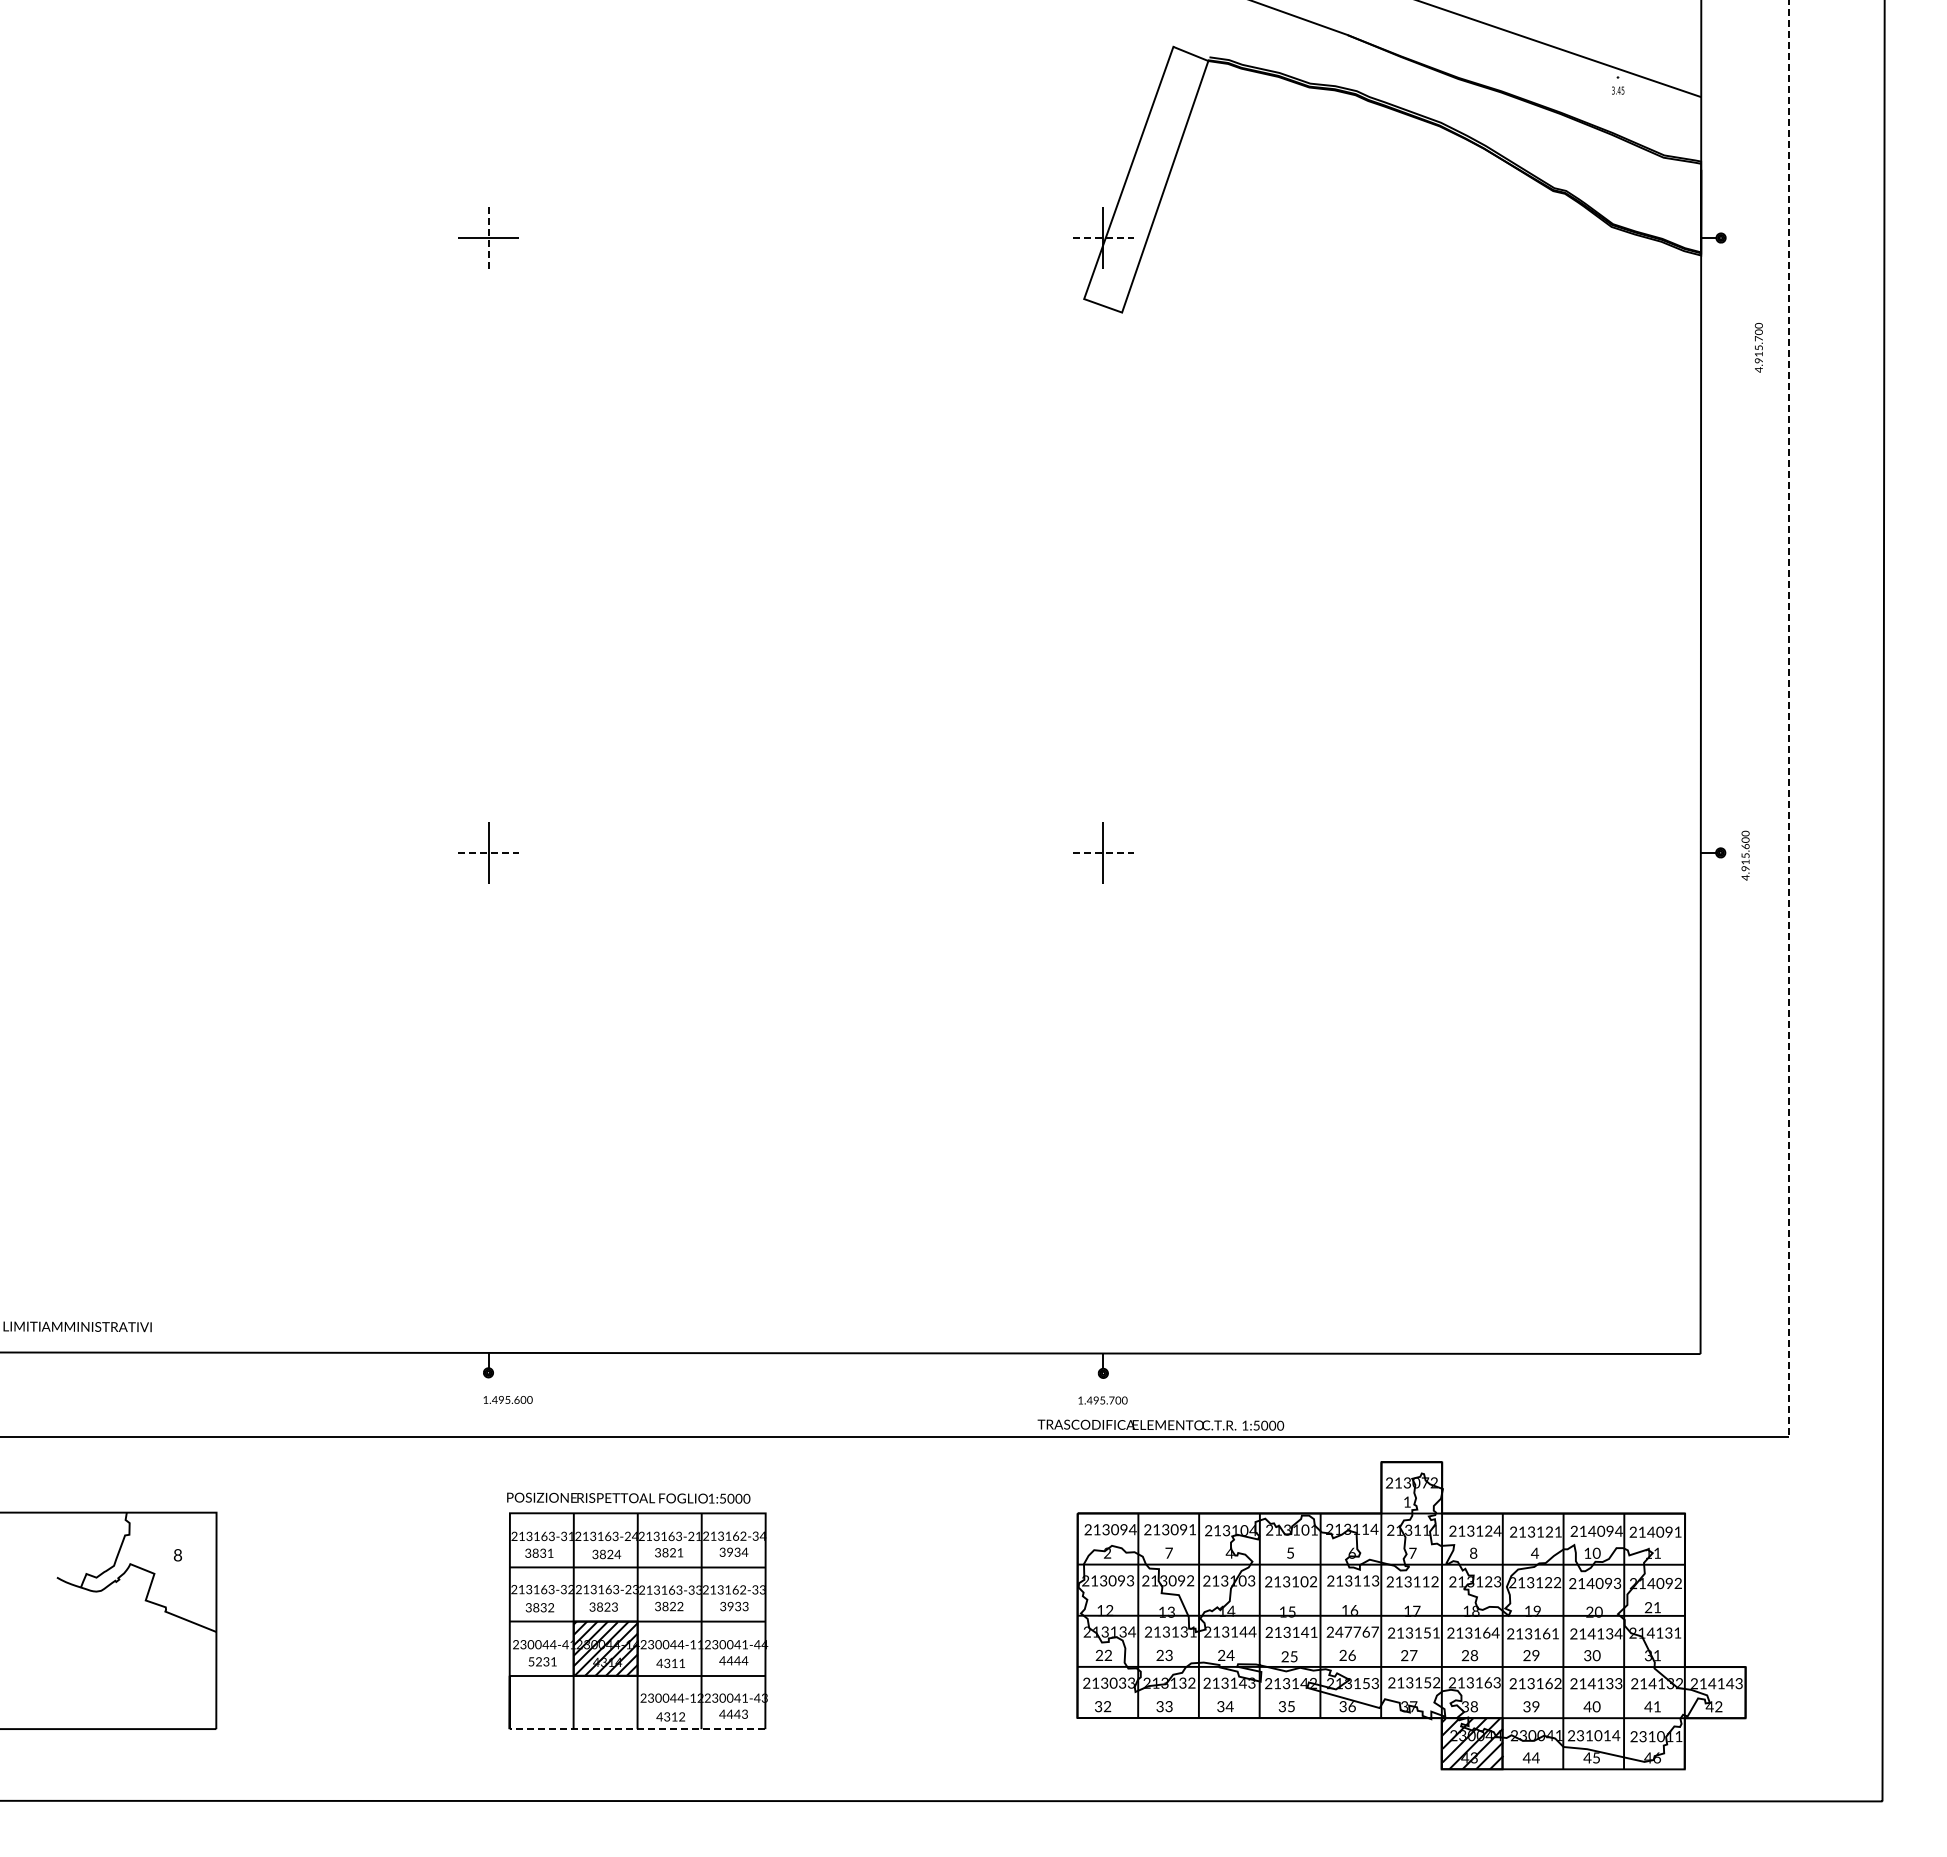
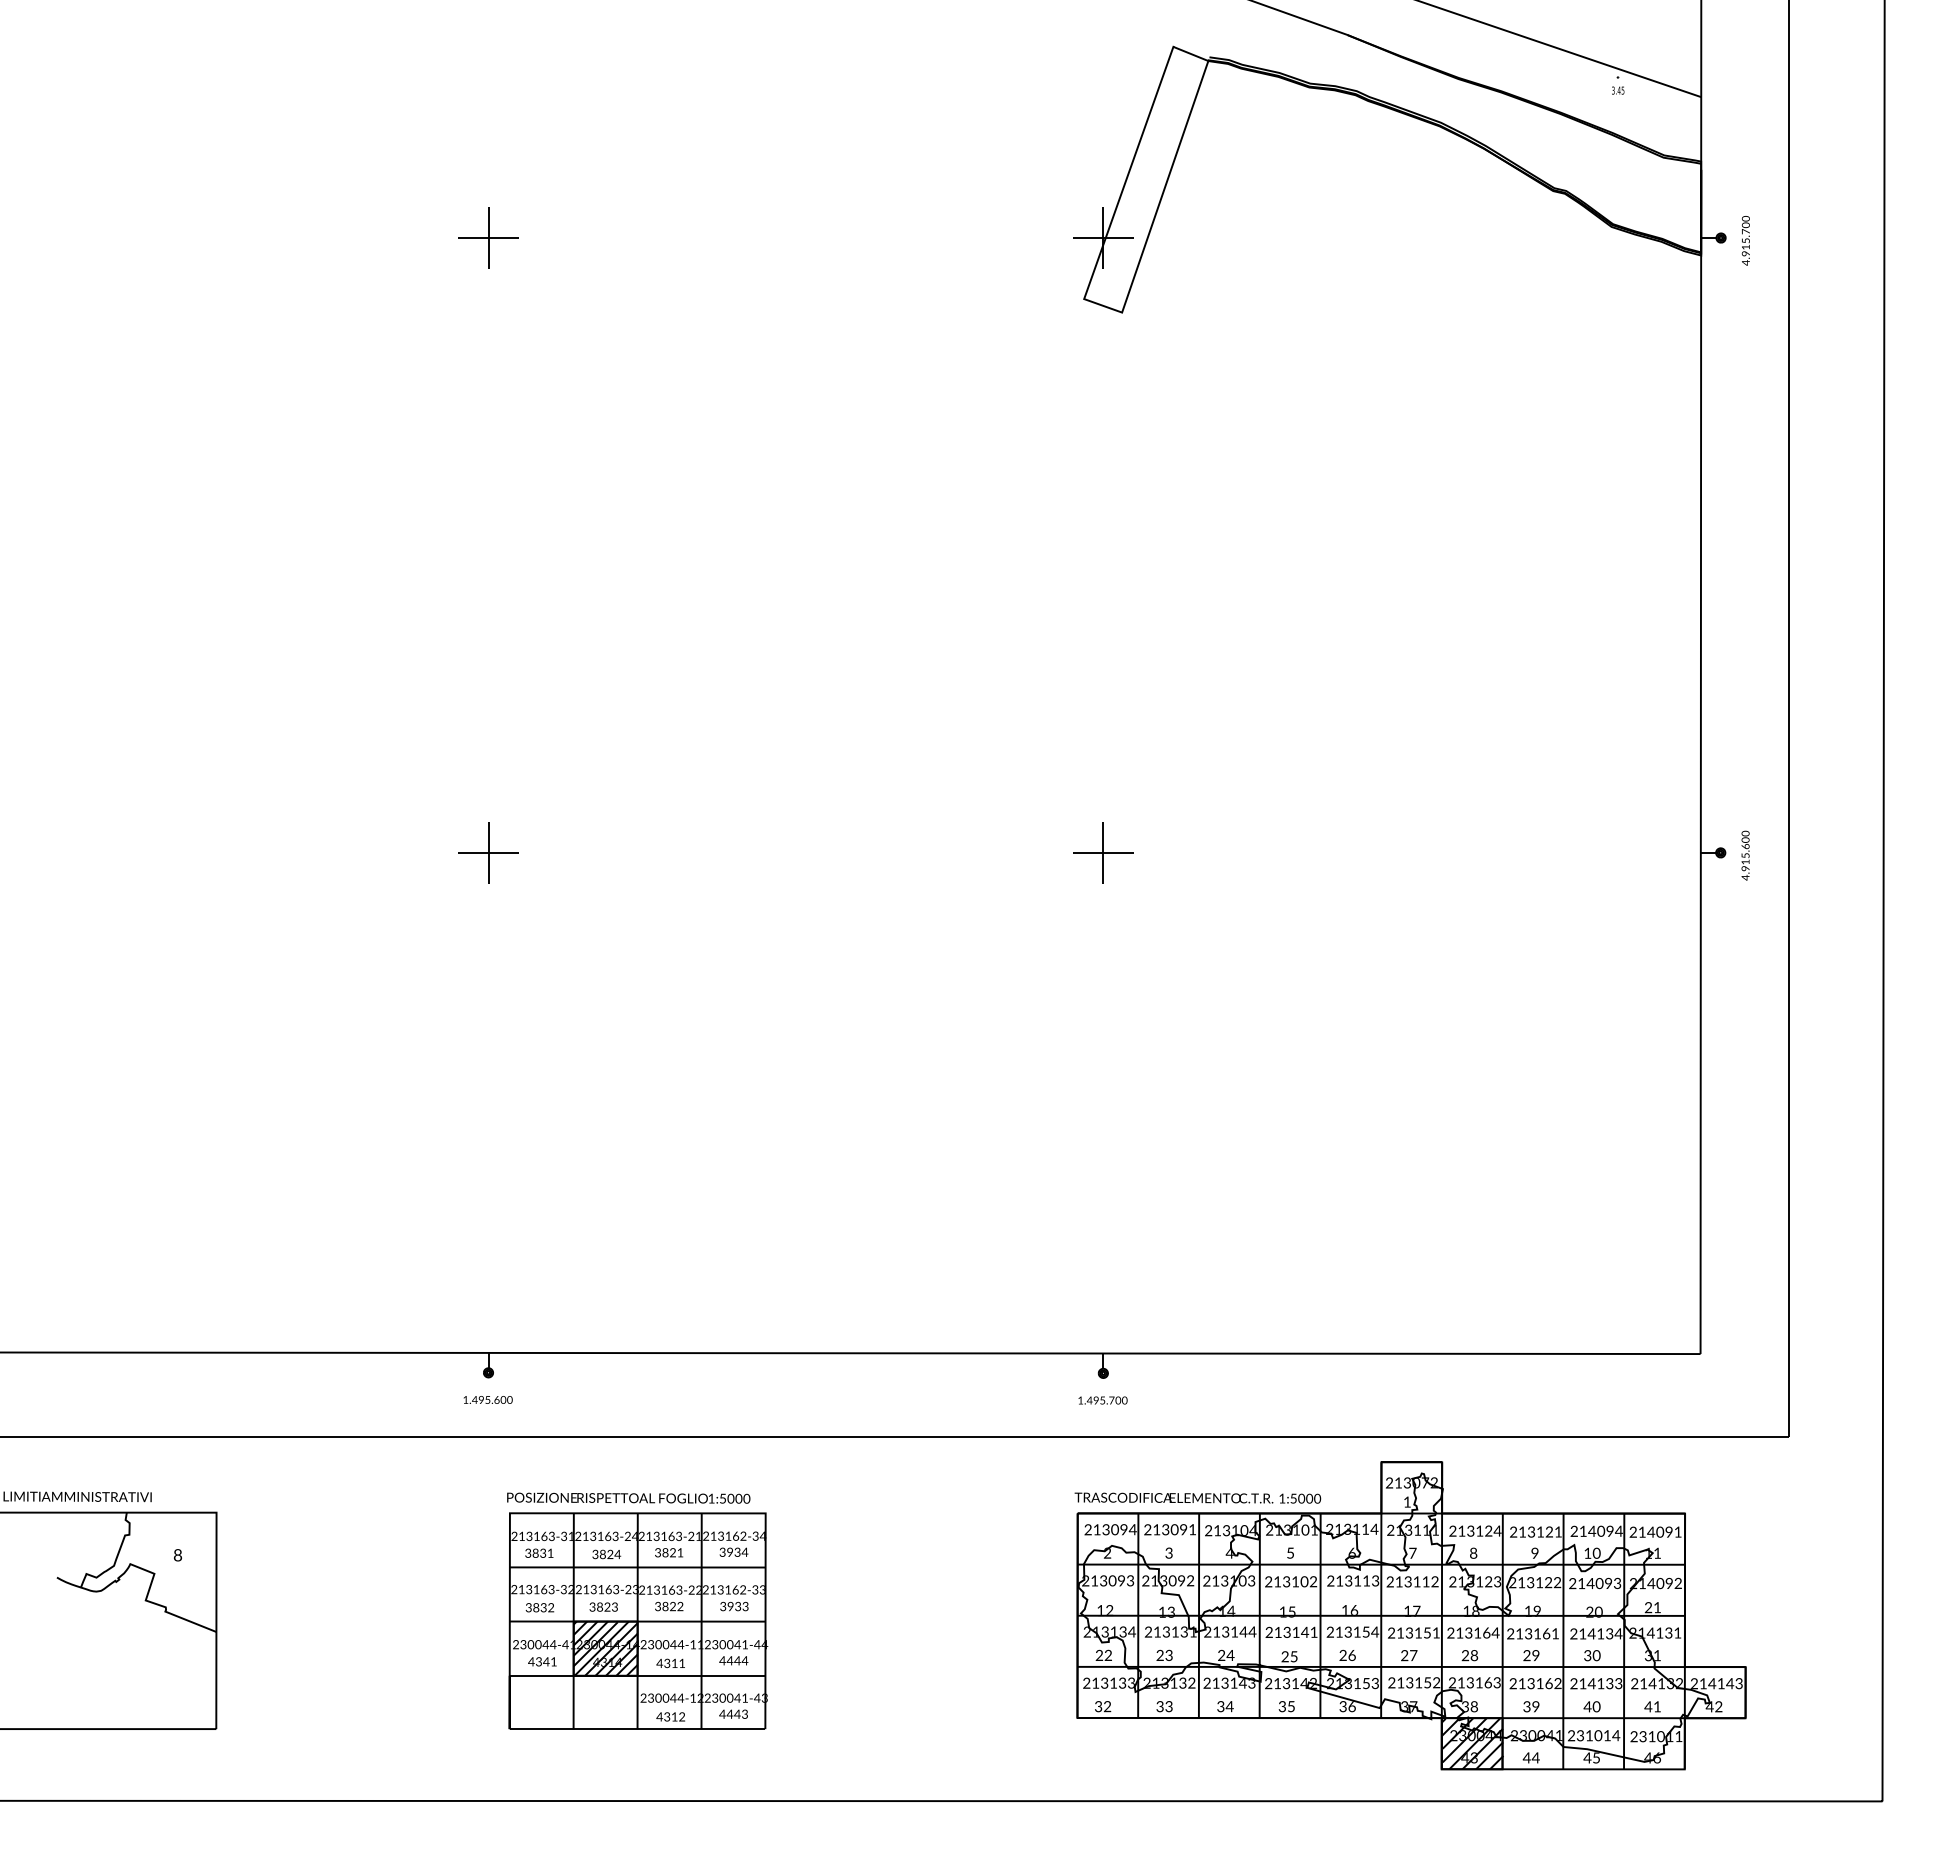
line: dashed -> solid (488, 238)
line: dashed -> solid (1103, 238)
text position: (1758, 347) -> (1745, 240) (1745, 240)
line: dashed -> solid (1789, 719)
line: dashed -> solid (488, 852)
line: dashed -> solid (1103, 852)
text position: (77, 1326) -> (77, 1496) (77, 1496)
text position: (507, 1399) -> (487, 1399) (487, 1399)
text position: (1160, 1424) -> (1197, 1497) (1197, 1497)
text: 7 -> 3 (1168, 1552)
text: 4 -> 9 (1535, 1552)
text: 213163-33 -> 213163-22 (694, 1591)
text: 247767 -> 213154 (1357, 1631)
text: 5231 -> 4341 (538, 1661)
text: 213033 -> 213133 (1113, 1682)
line: dashed -> solid (637, 1729)
